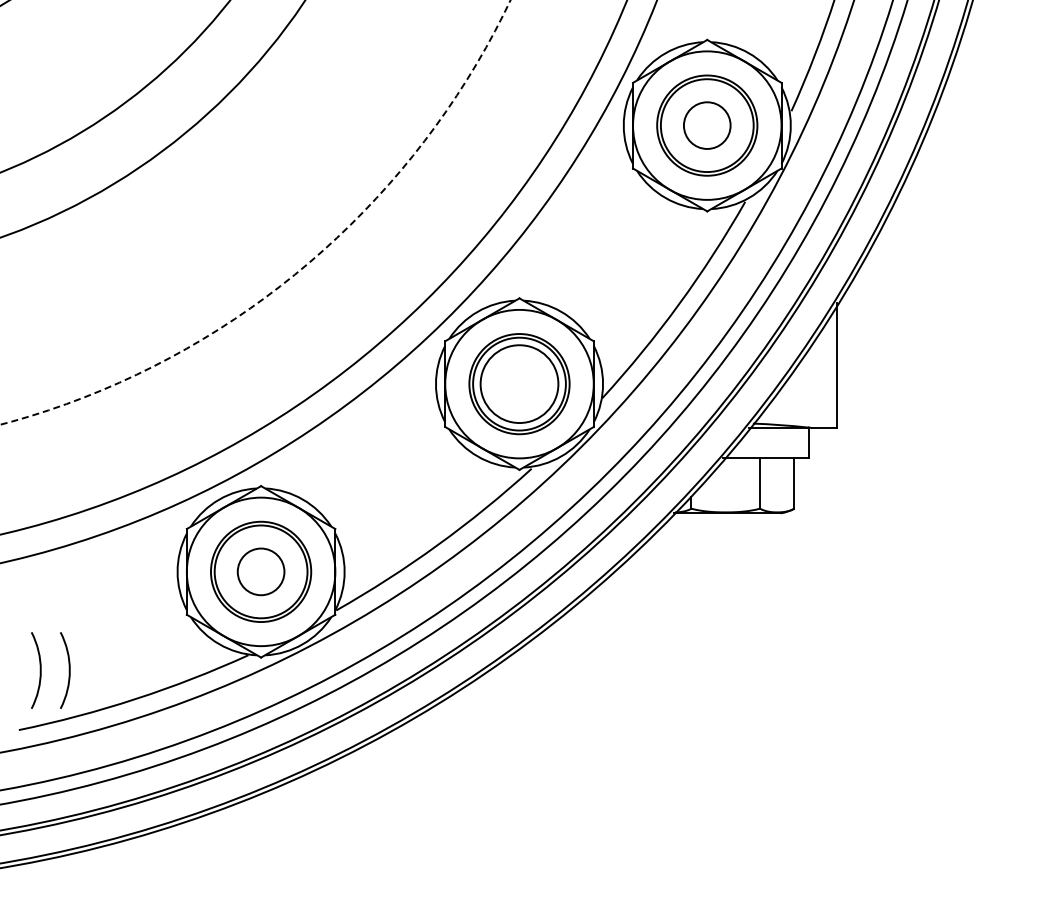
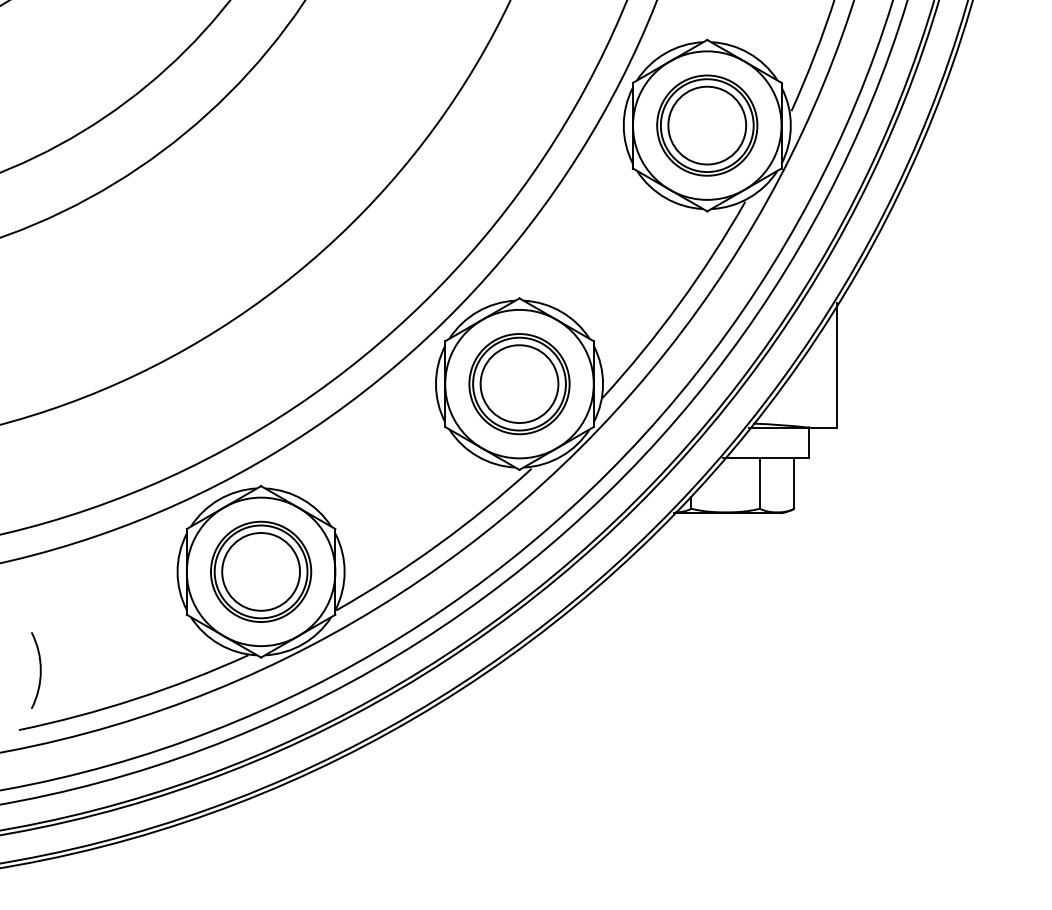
circle diameter: 47 px -> 78 px (707, 125)
arc: dashed -> solid (301, 269)
circle diameter: 47 px -> 78 px (261, 571)
arc: present -> none (68, 670)
